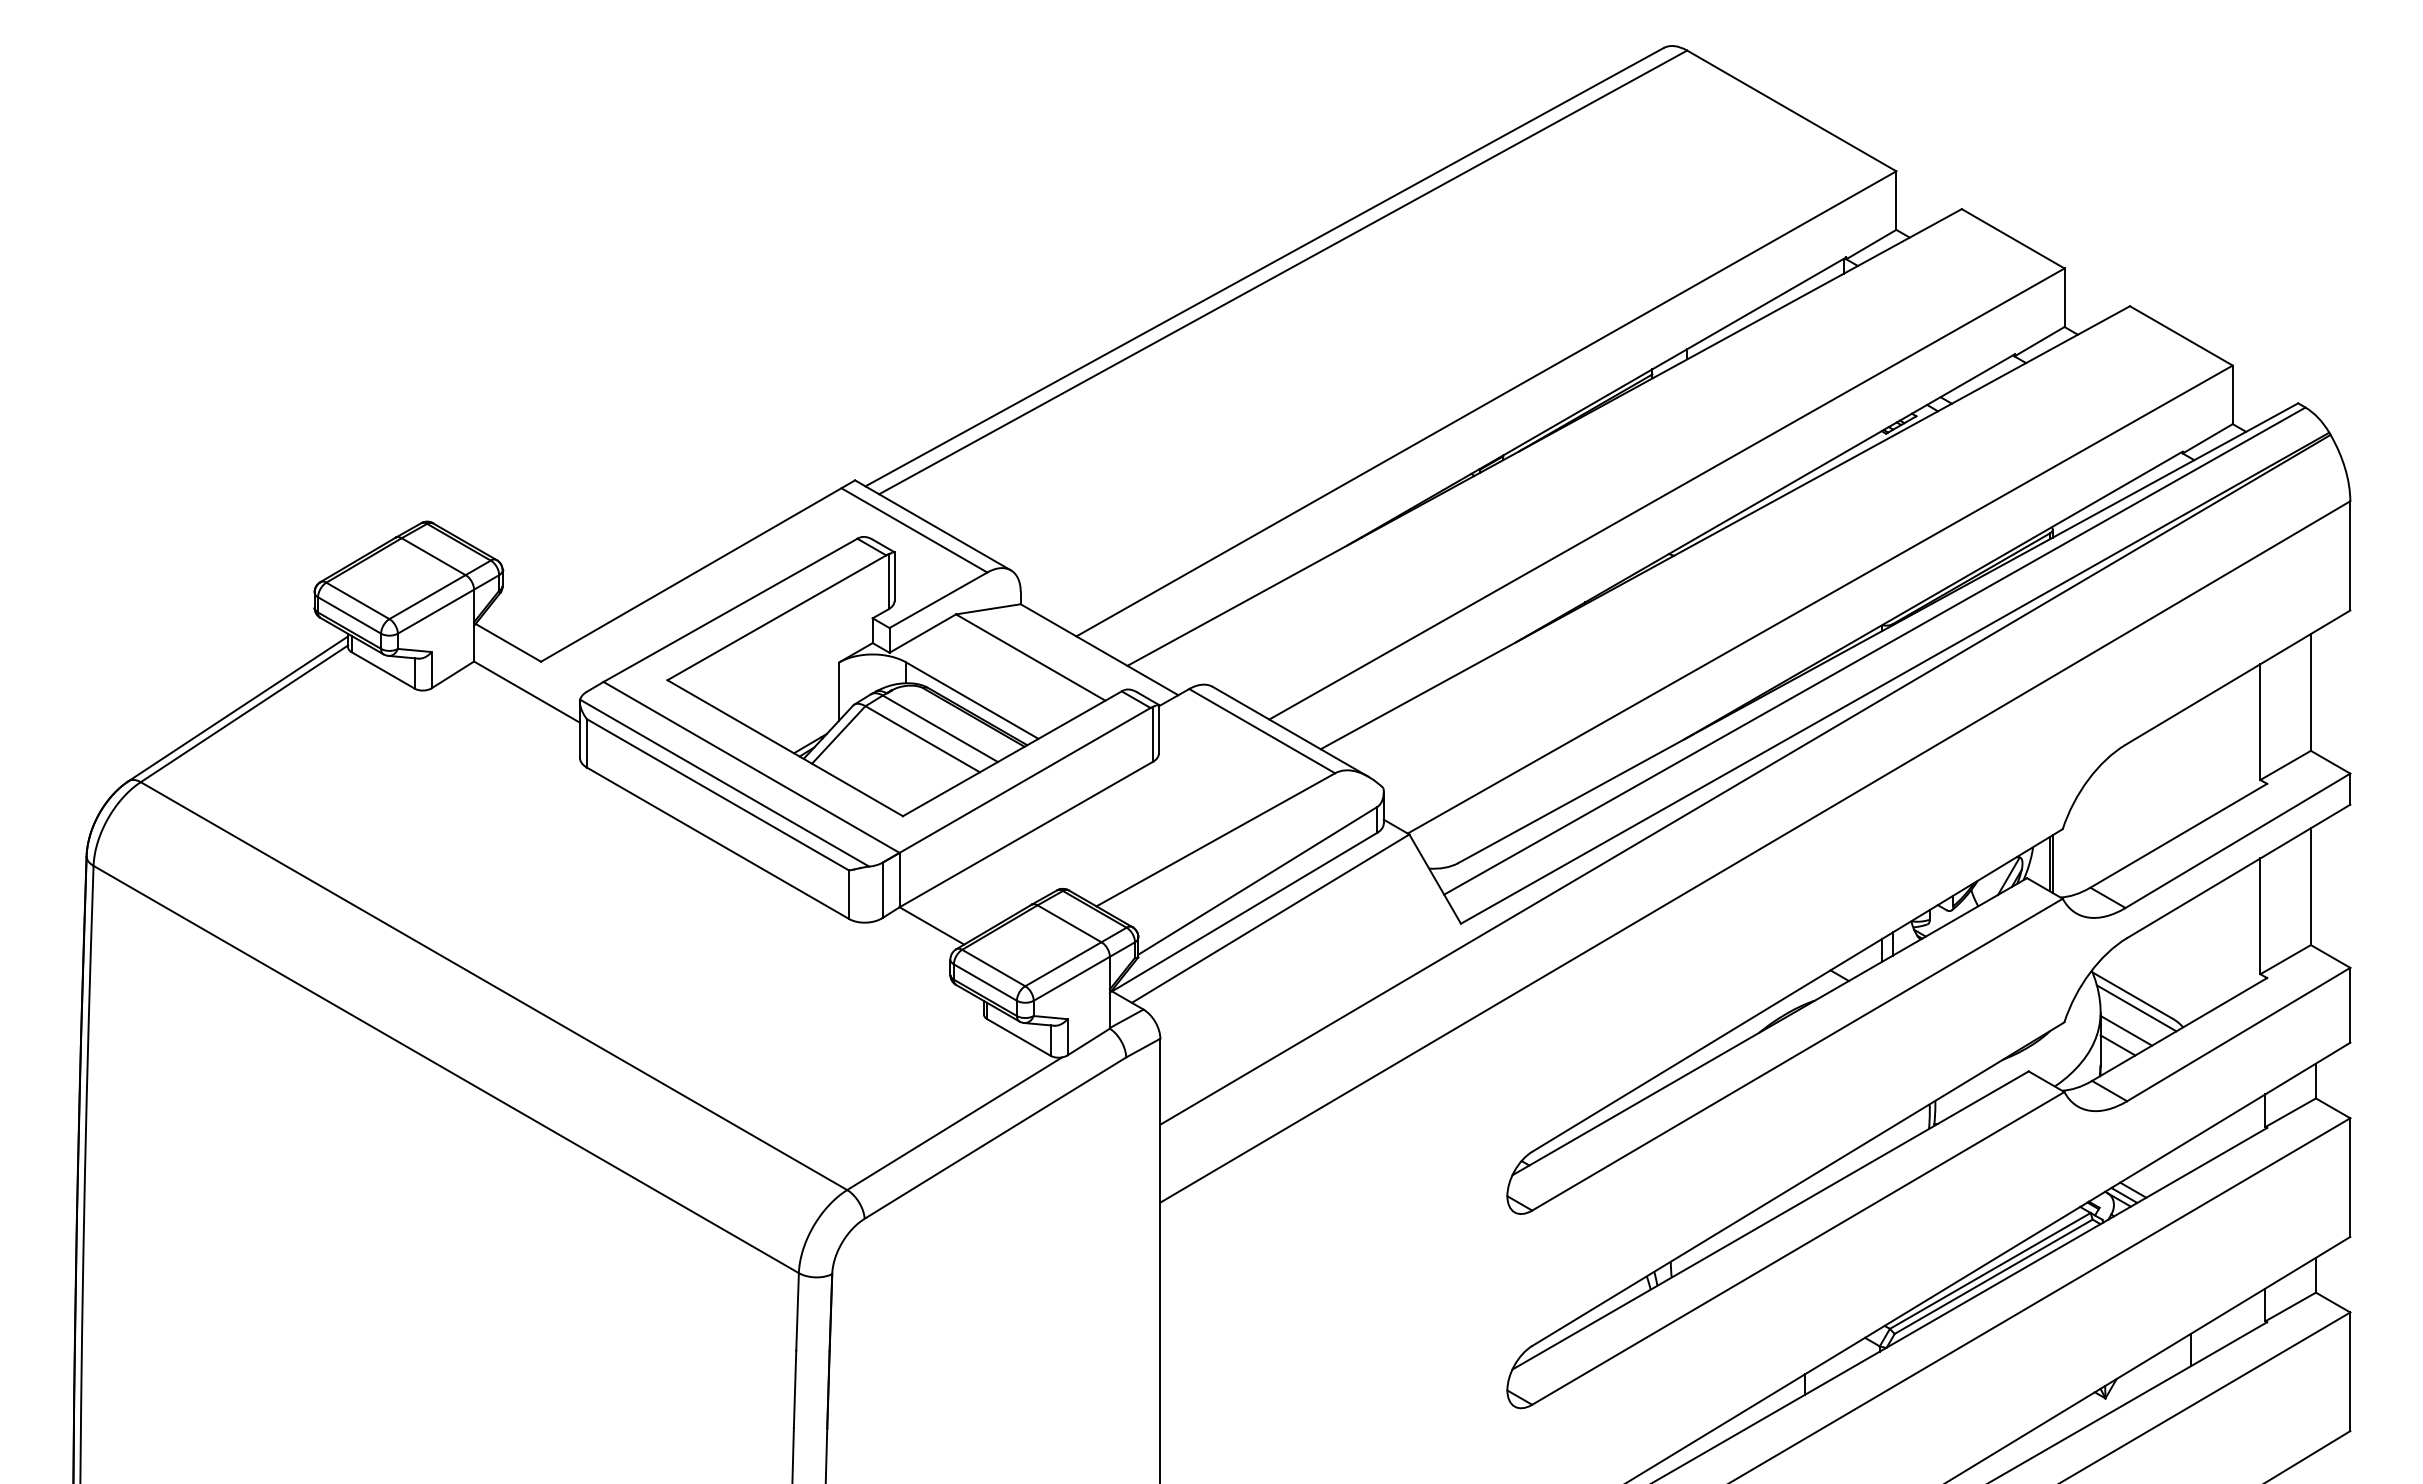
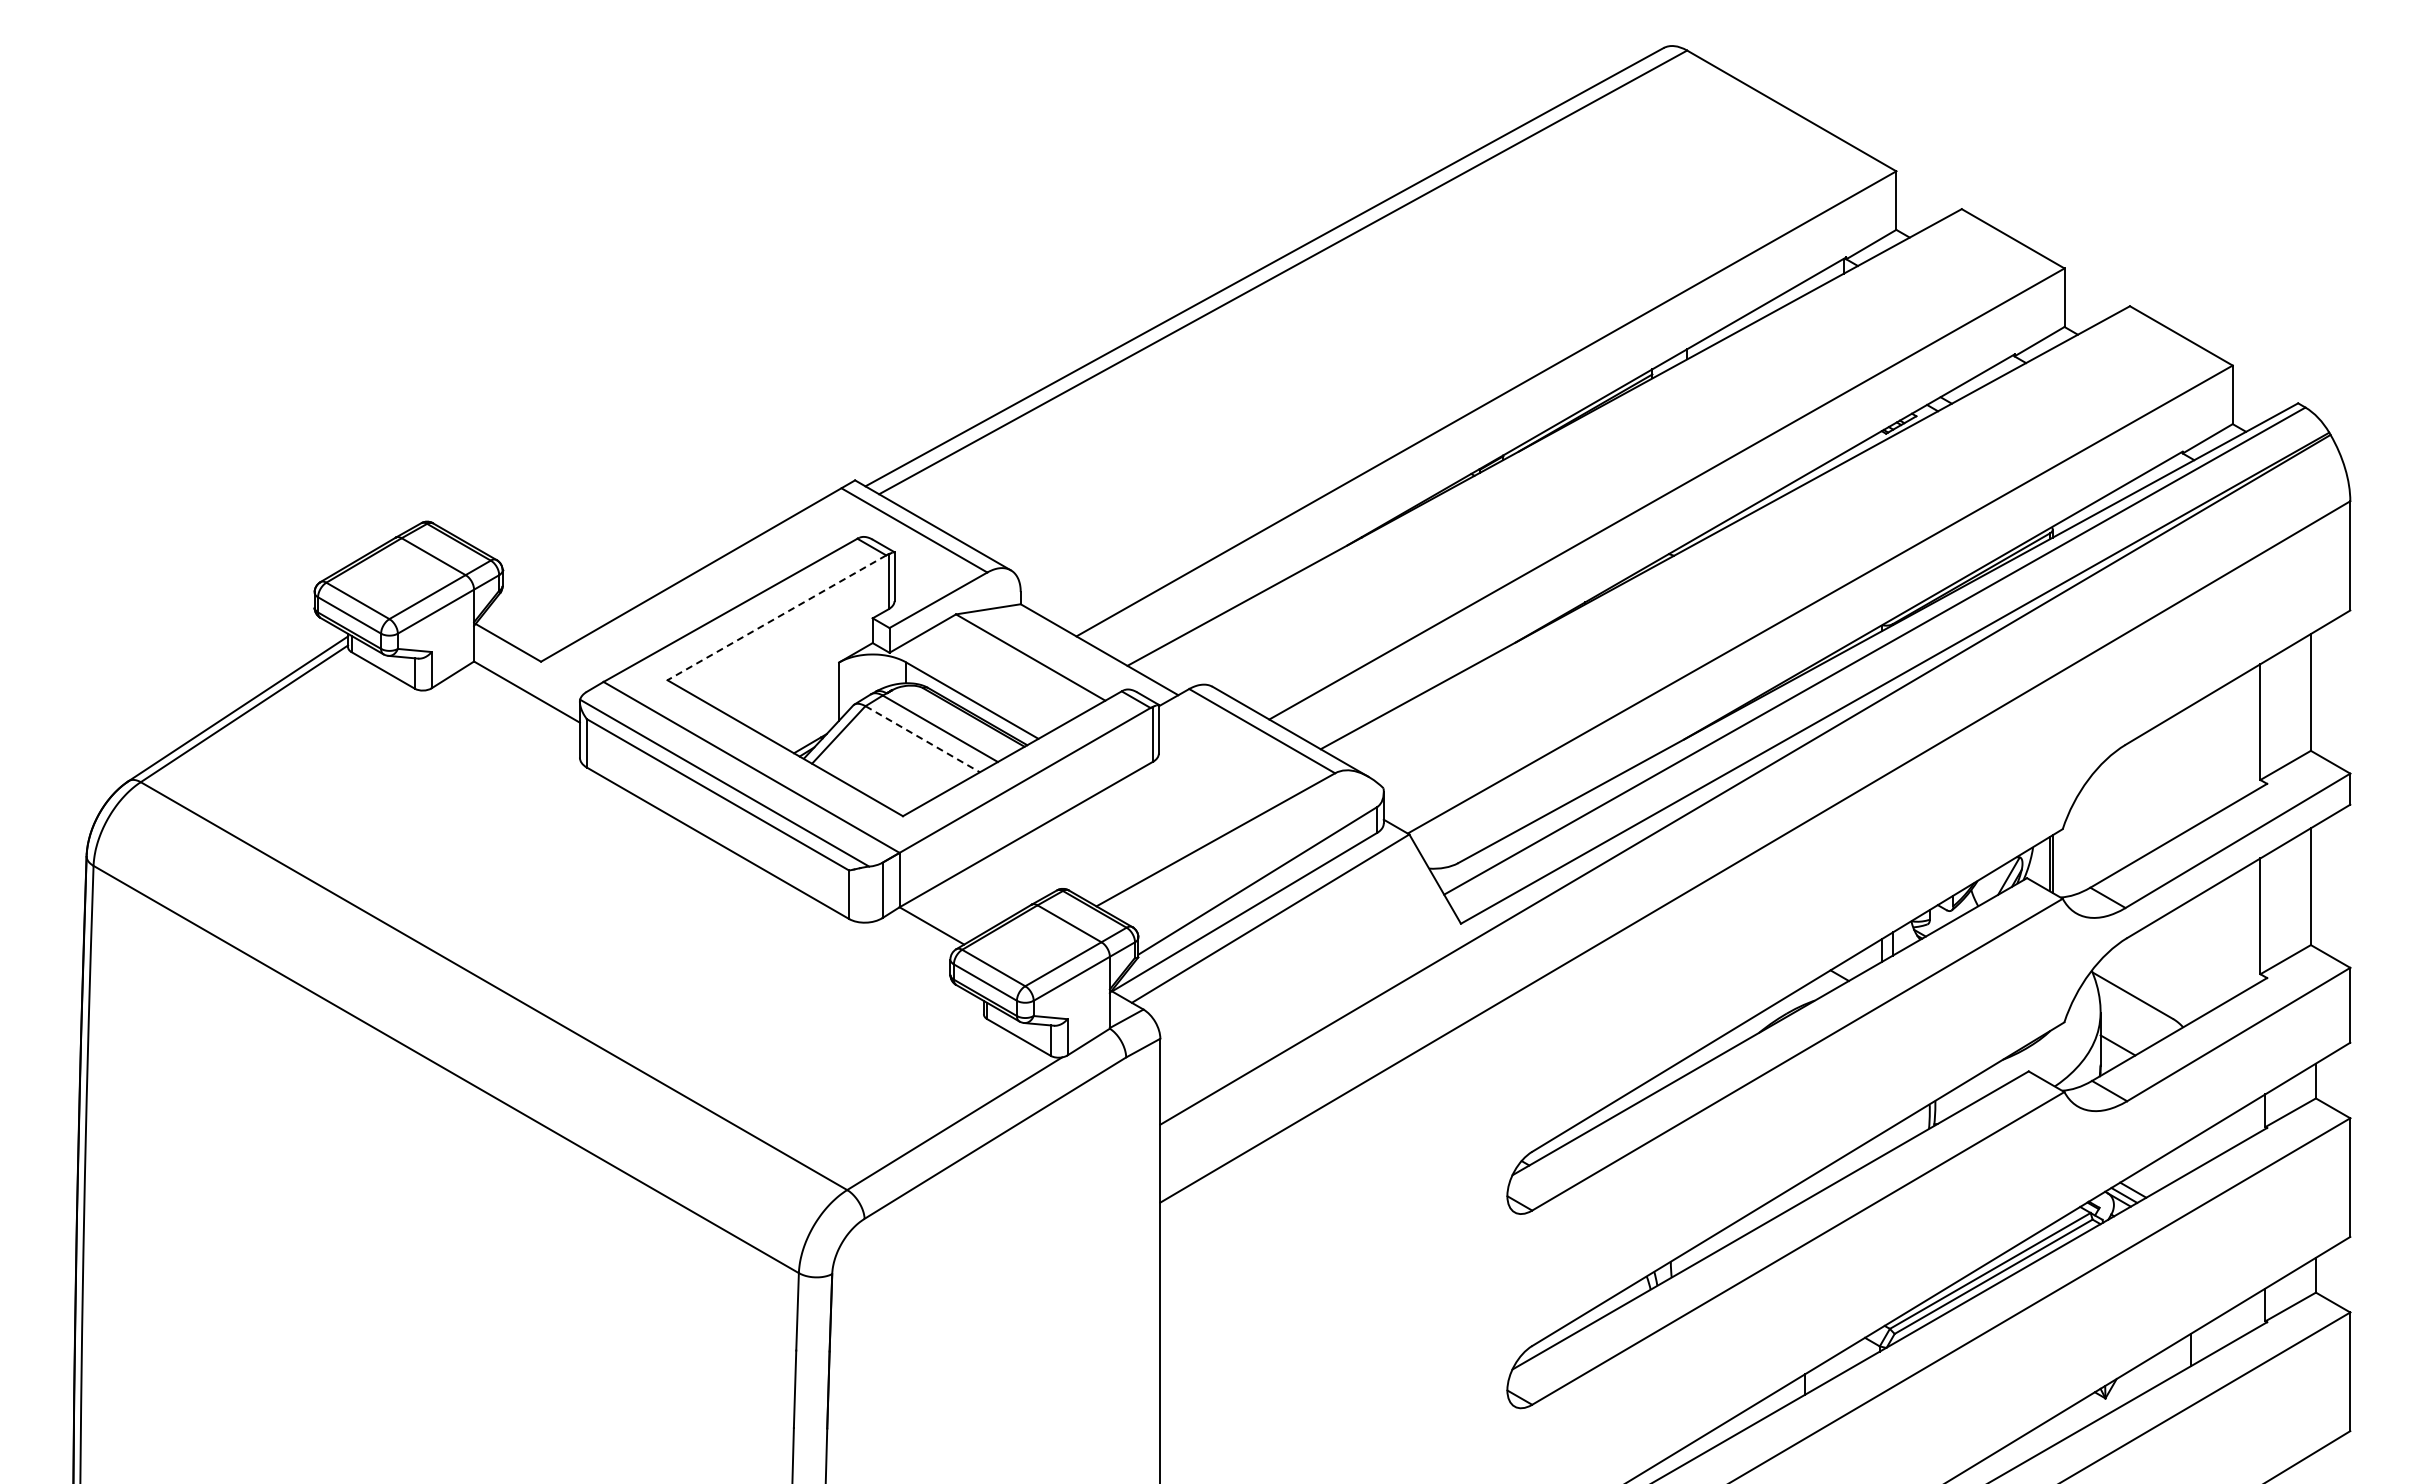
line: solid -> dashed (776, 617)
line: solid -> dashed (923, 739)
line: present -> none (2136, 1008)
line: present -> none (2126, 1030)
